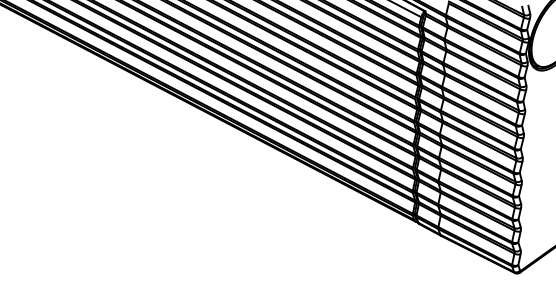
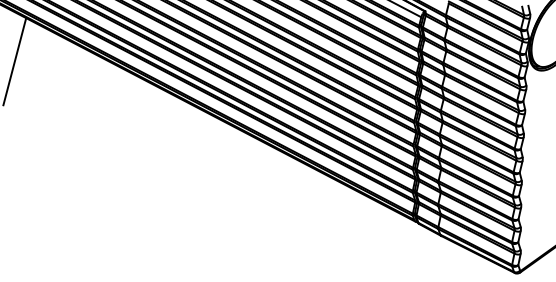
line: none -> present (14, 61)
